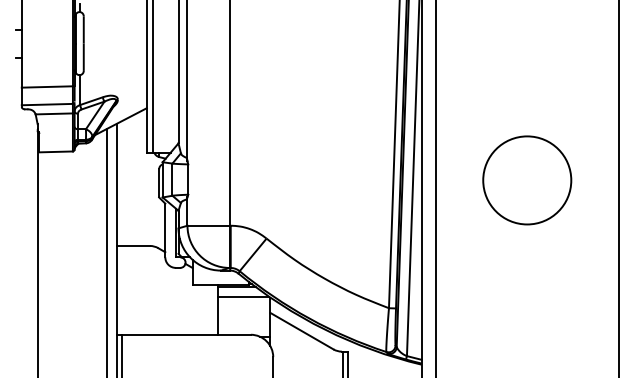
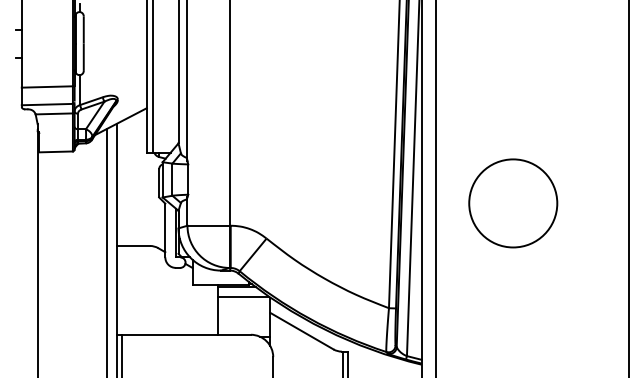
circle position: (527, 180) -> (513, 203) (513, 203)
line position: (618, 188) -> (628, 188) (628, 188)
